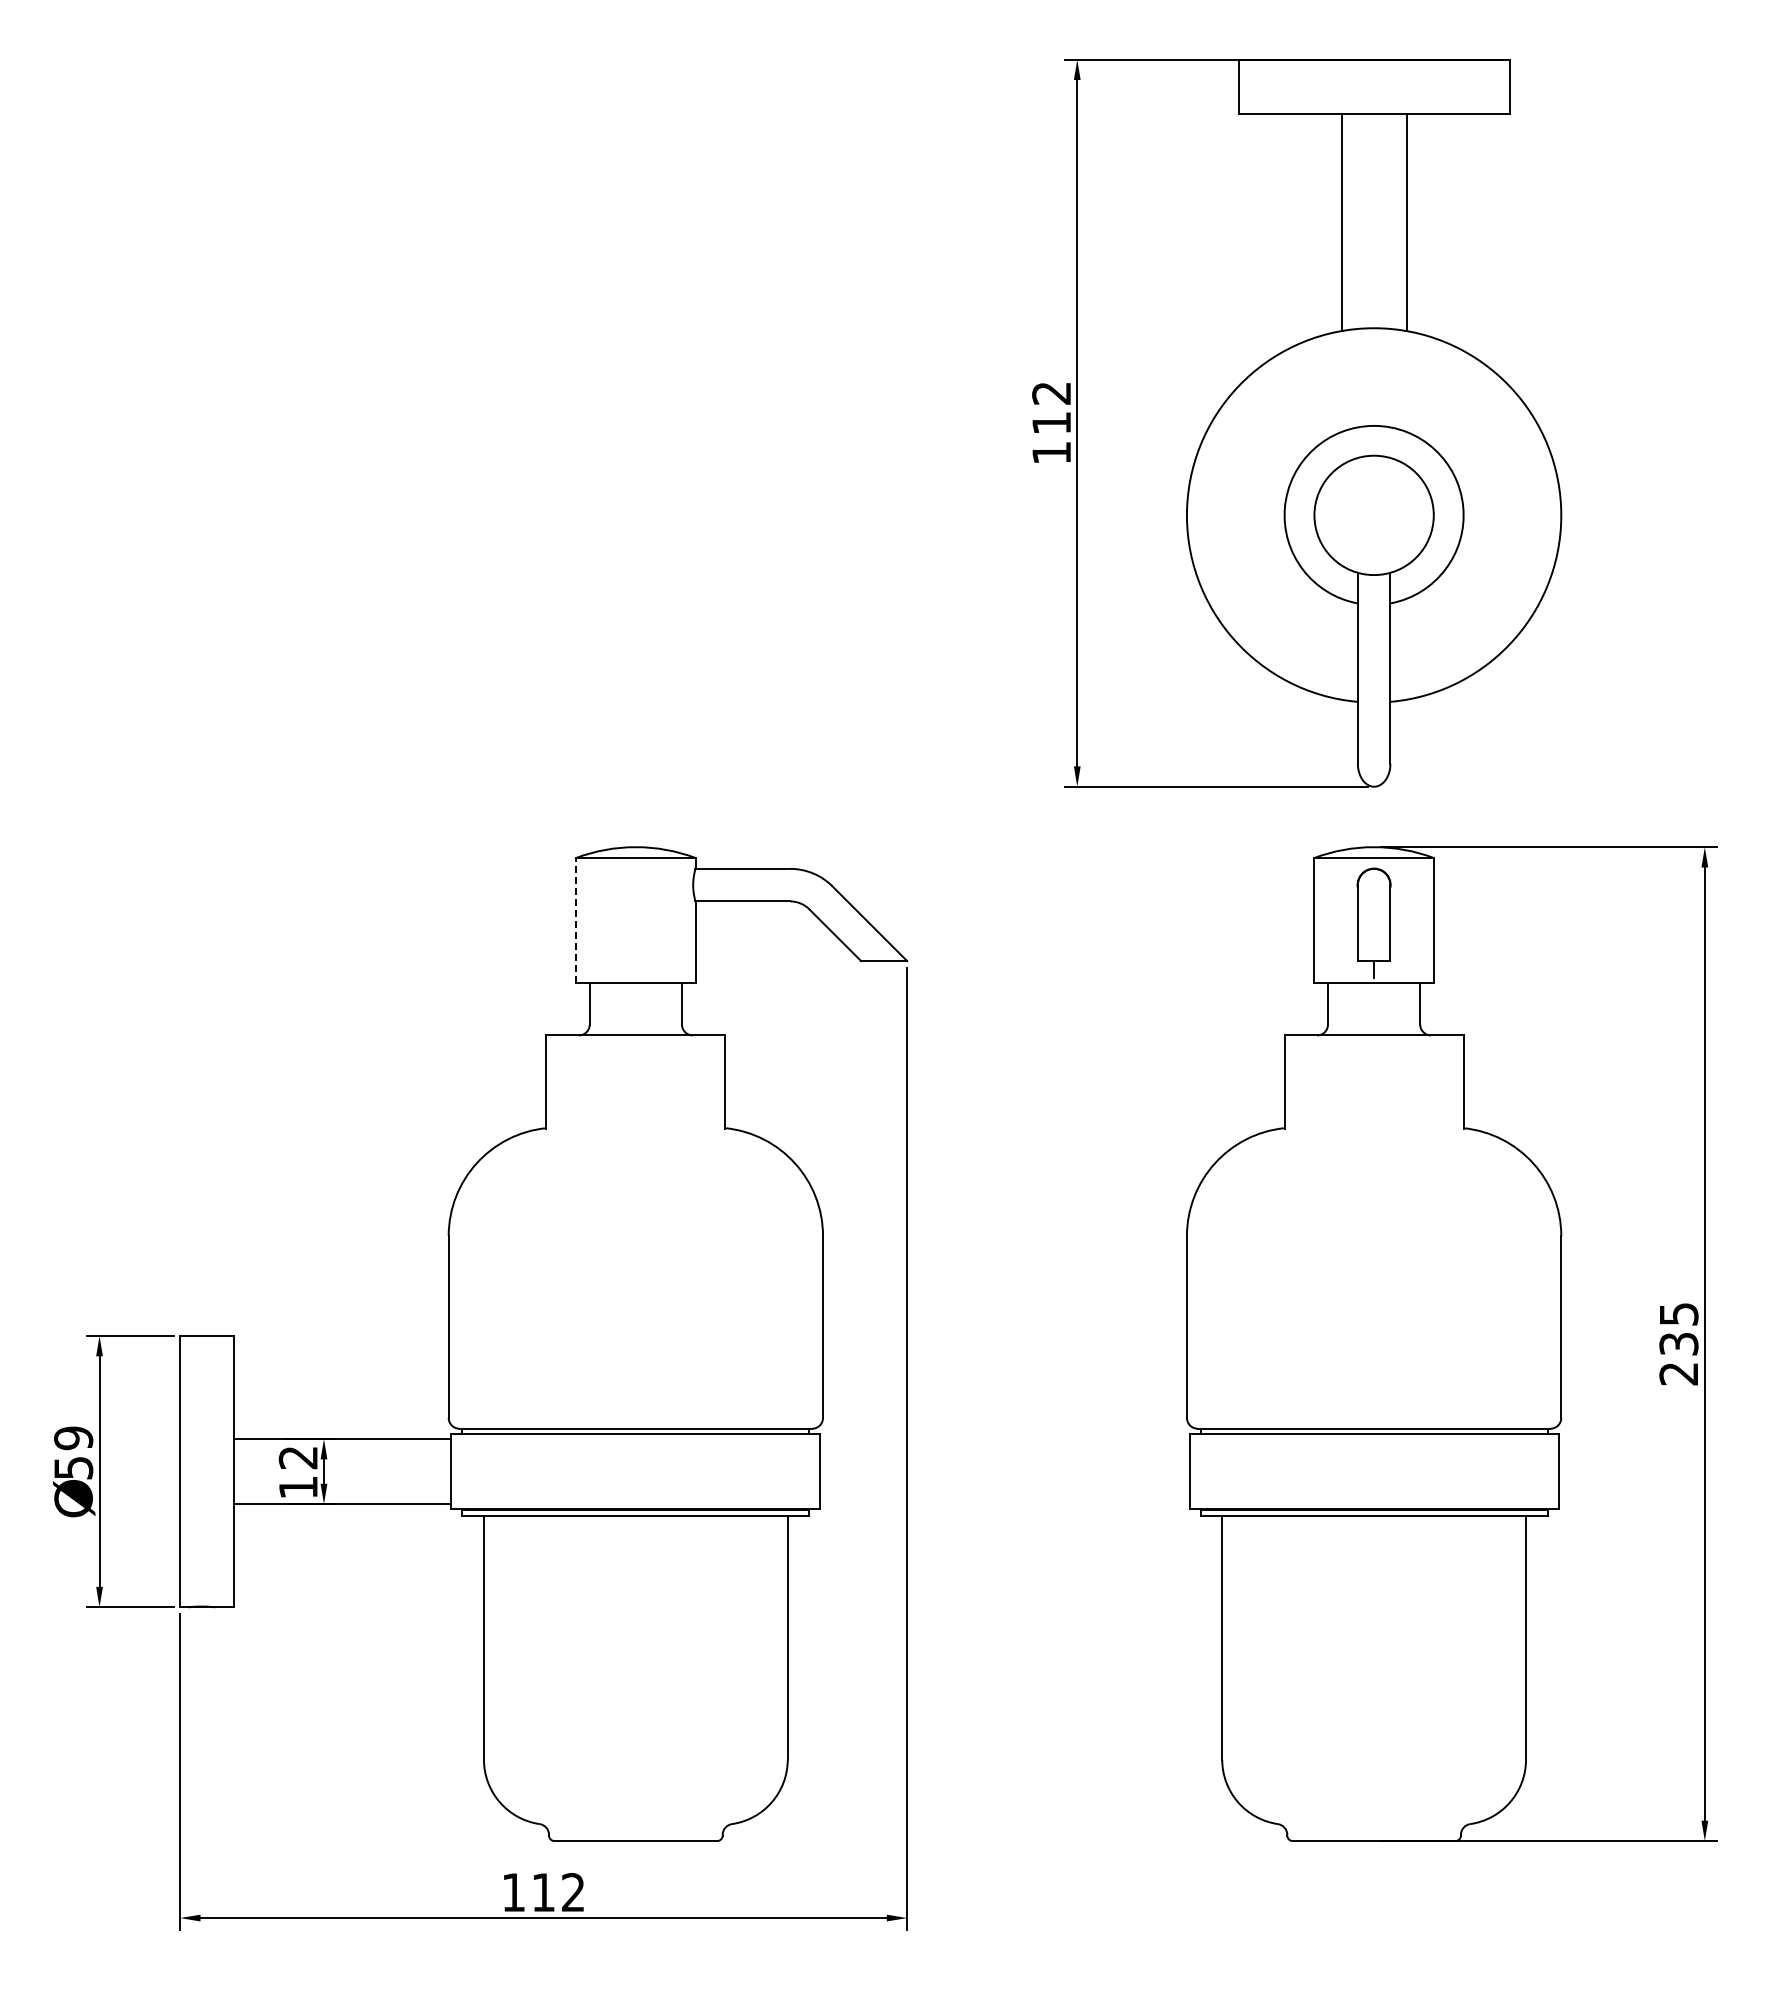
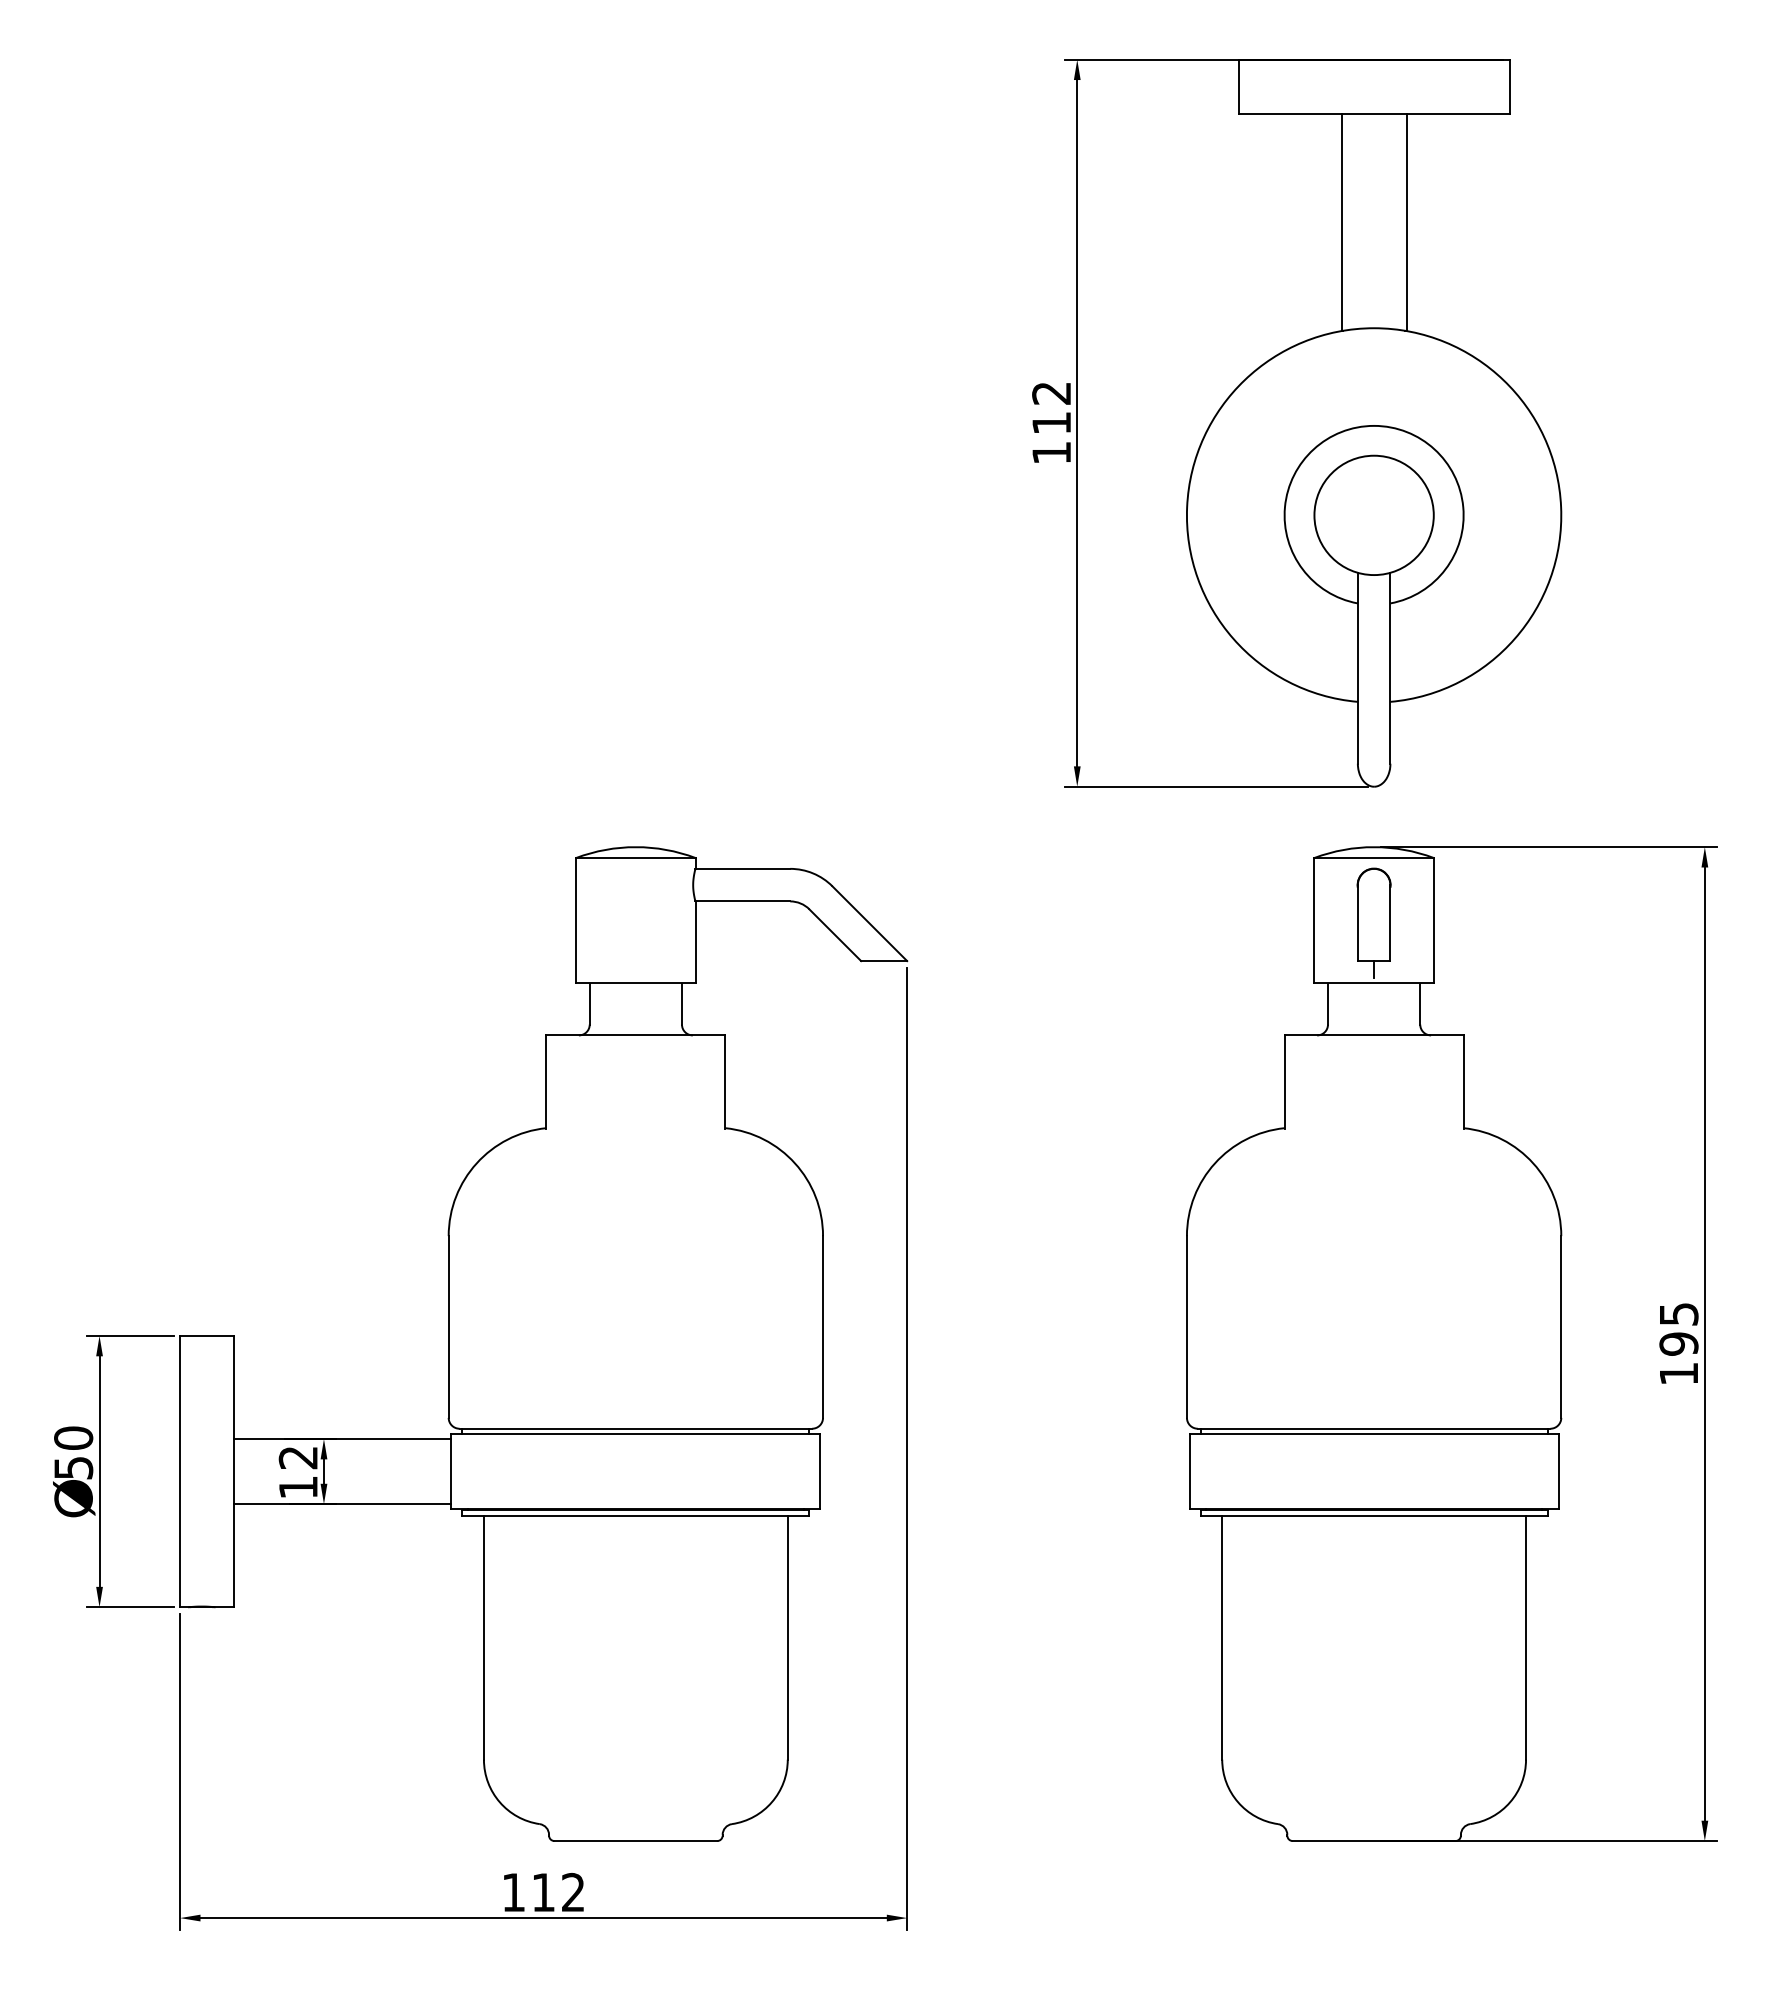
line: dashed -> solid (576, 919)
text: 235 -> 195 (1678, 1358)
text: 59 -> 50 (73, 1438)
